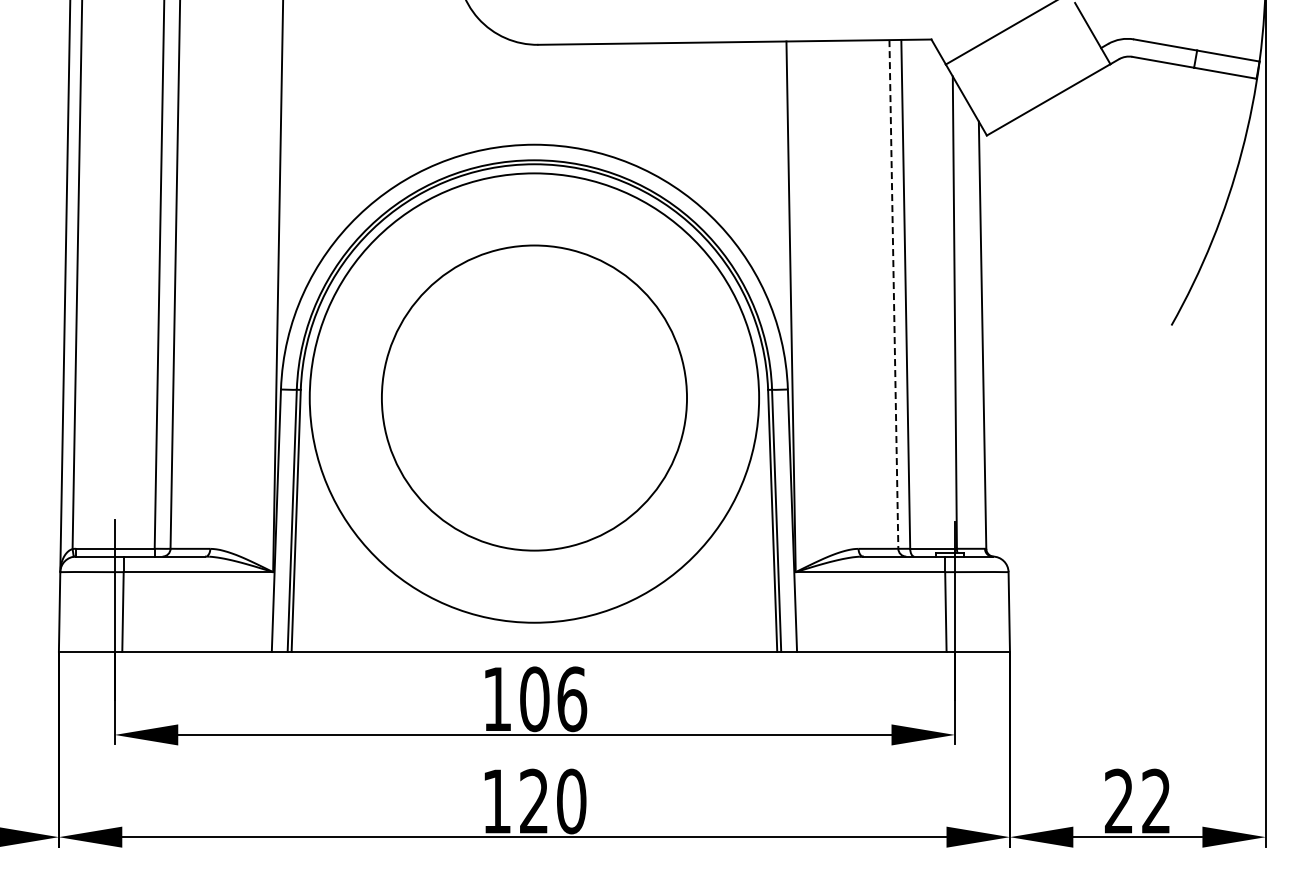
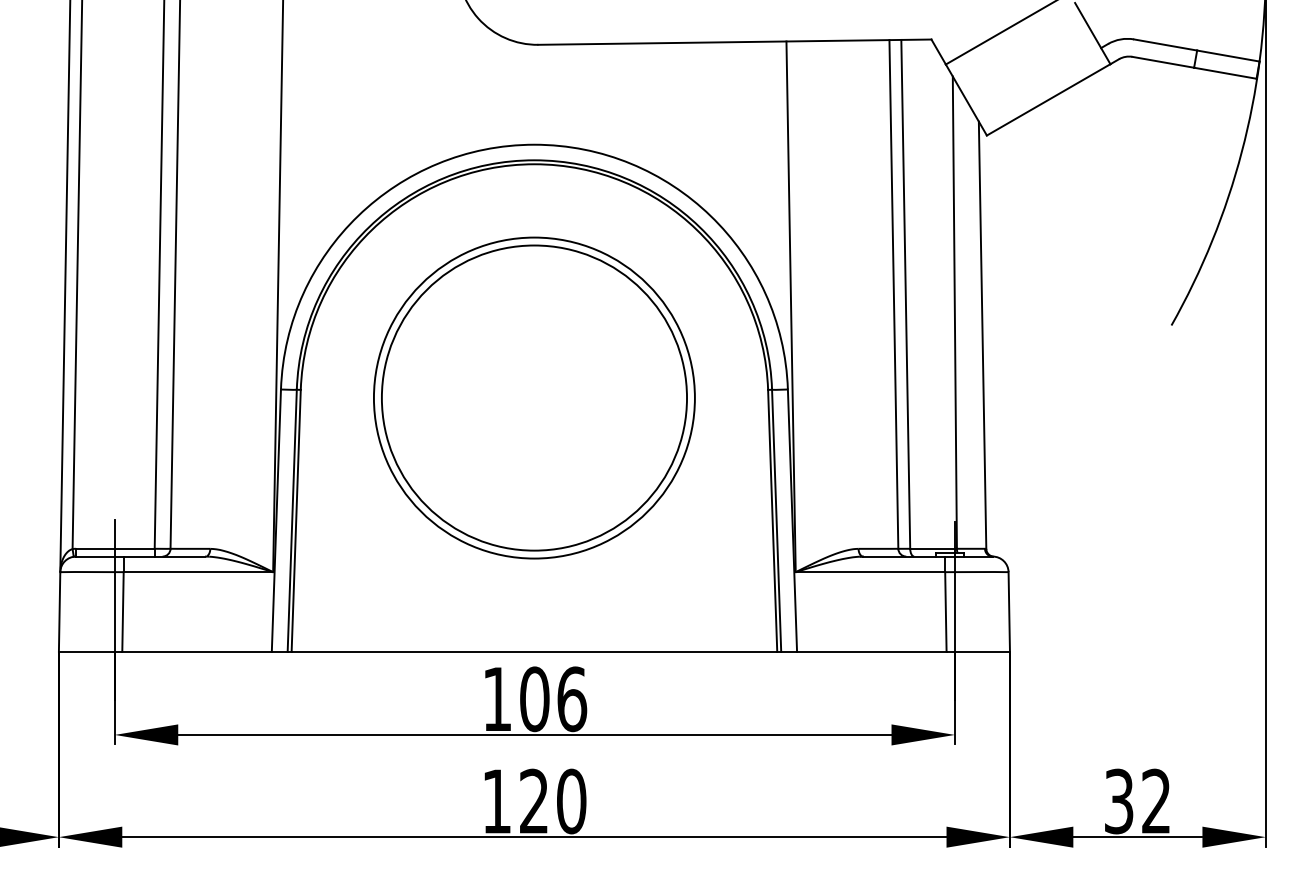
line: dashed -> solid (893, 294)
circle diameter: 449 px -> 321 px (533, 397)
text: 22 -> 32 (1119, 801)
